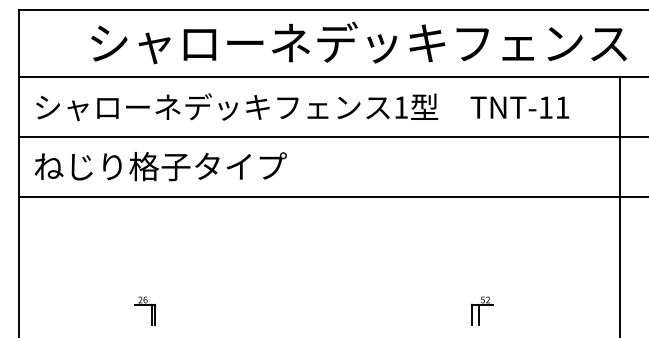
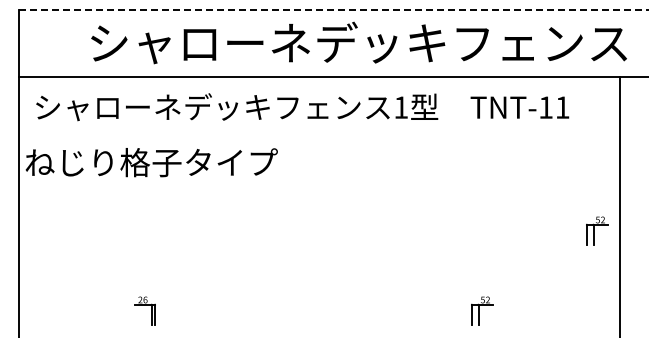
line: solid -> dashed (334, 10)
line: present -> none (332, 137)
text position: (160, 166) -> (151, 162) (151, 162)
line: present -> none (332, 197)
part: none -> present (597, 230)
